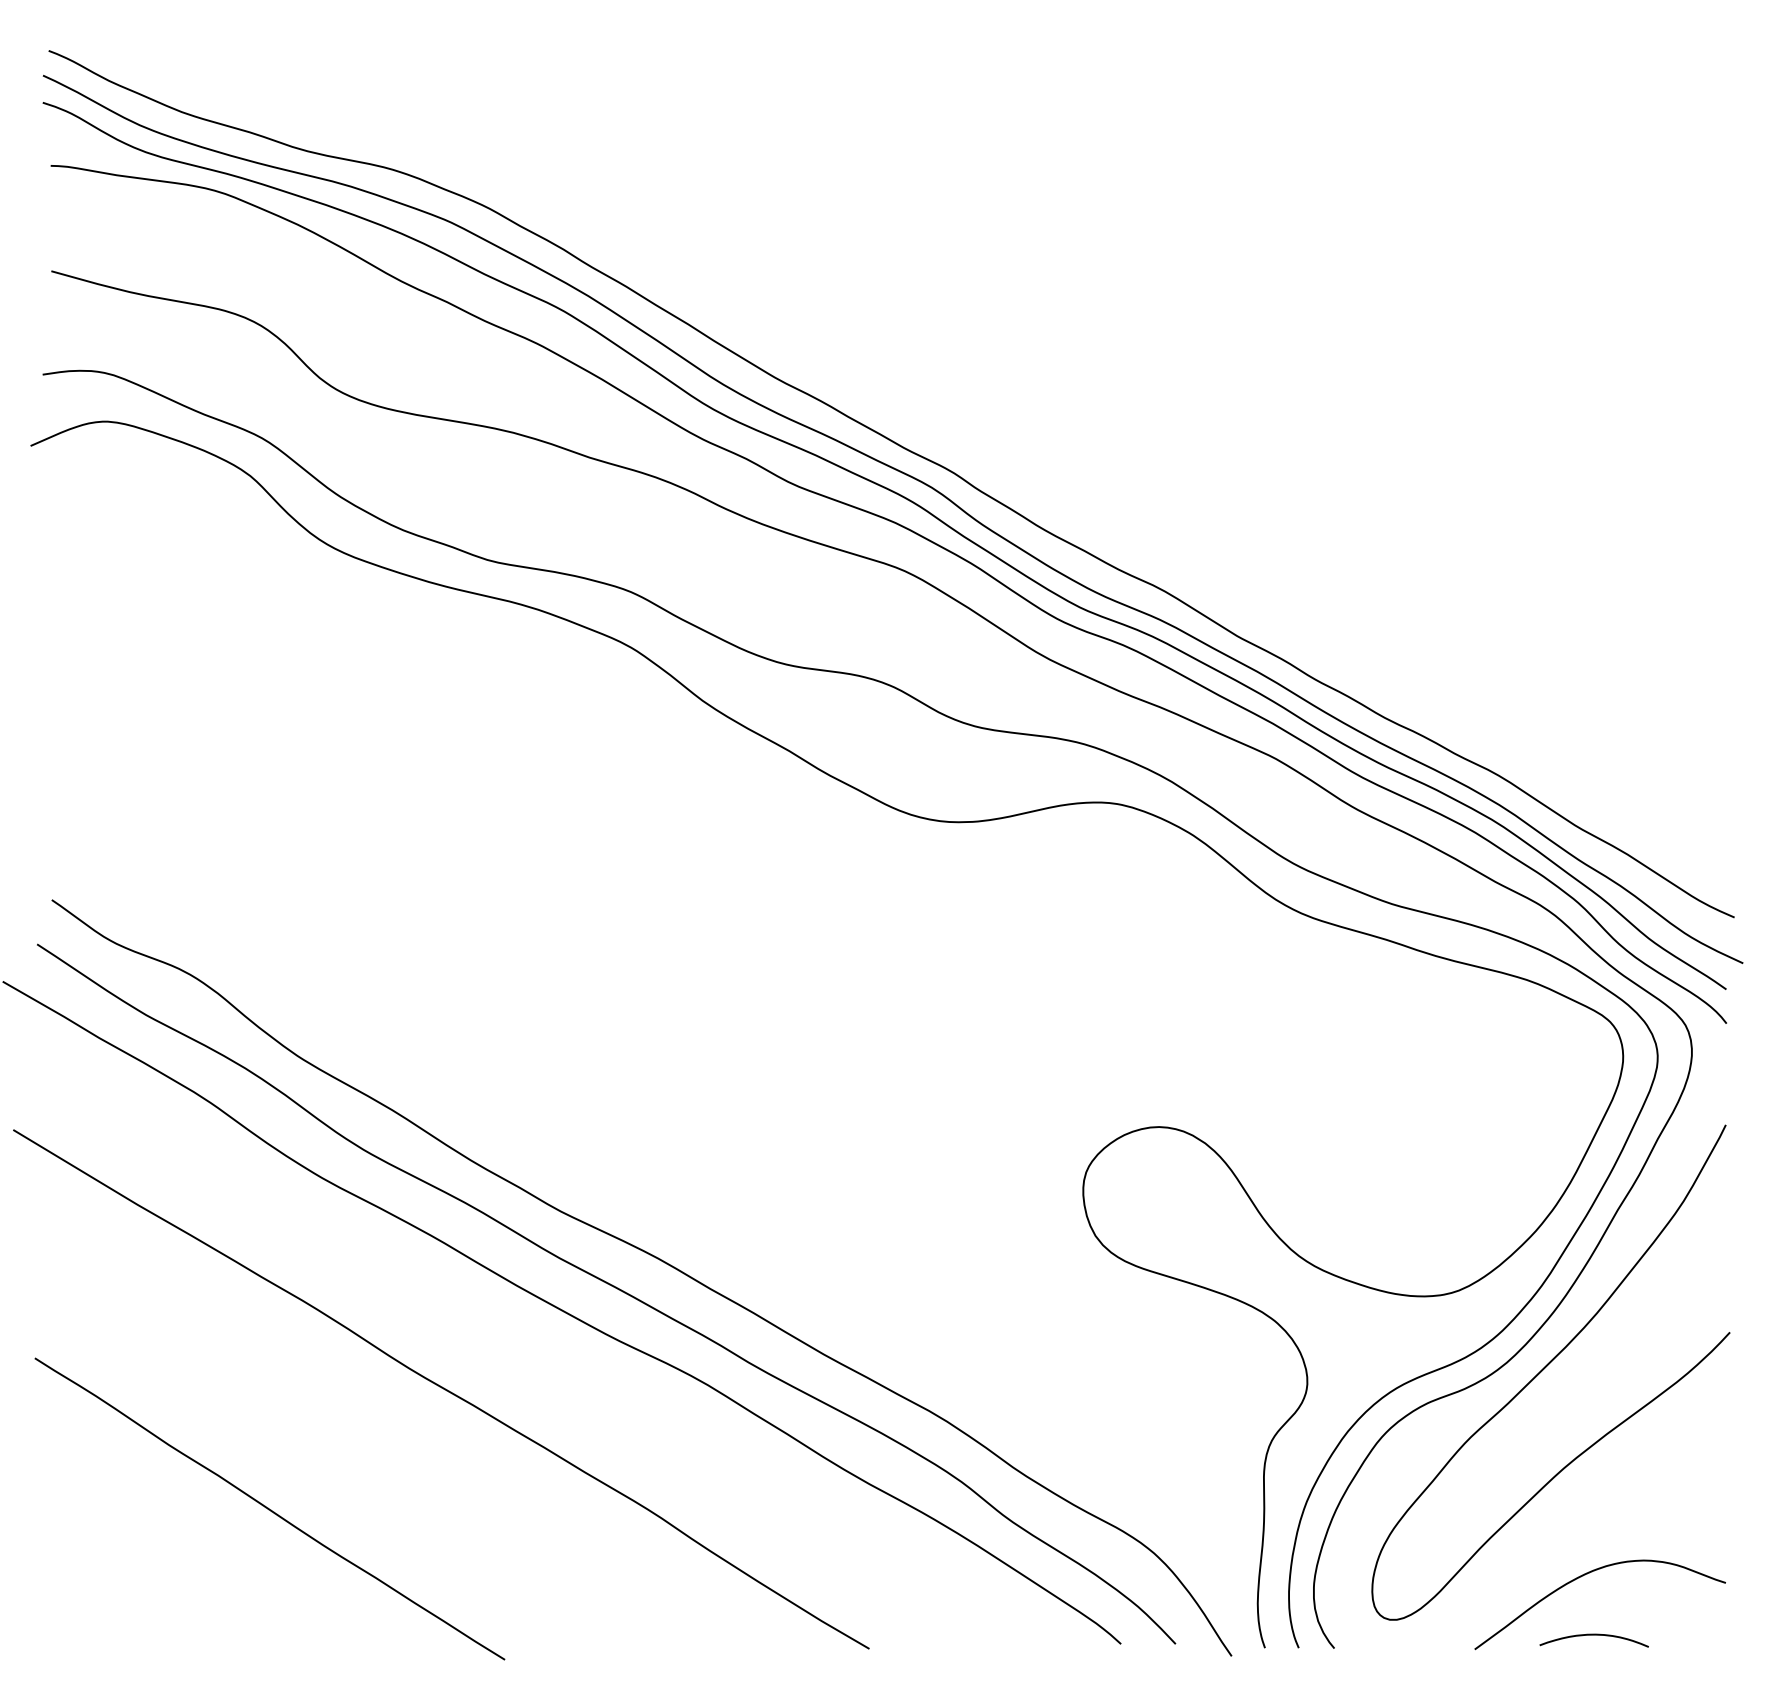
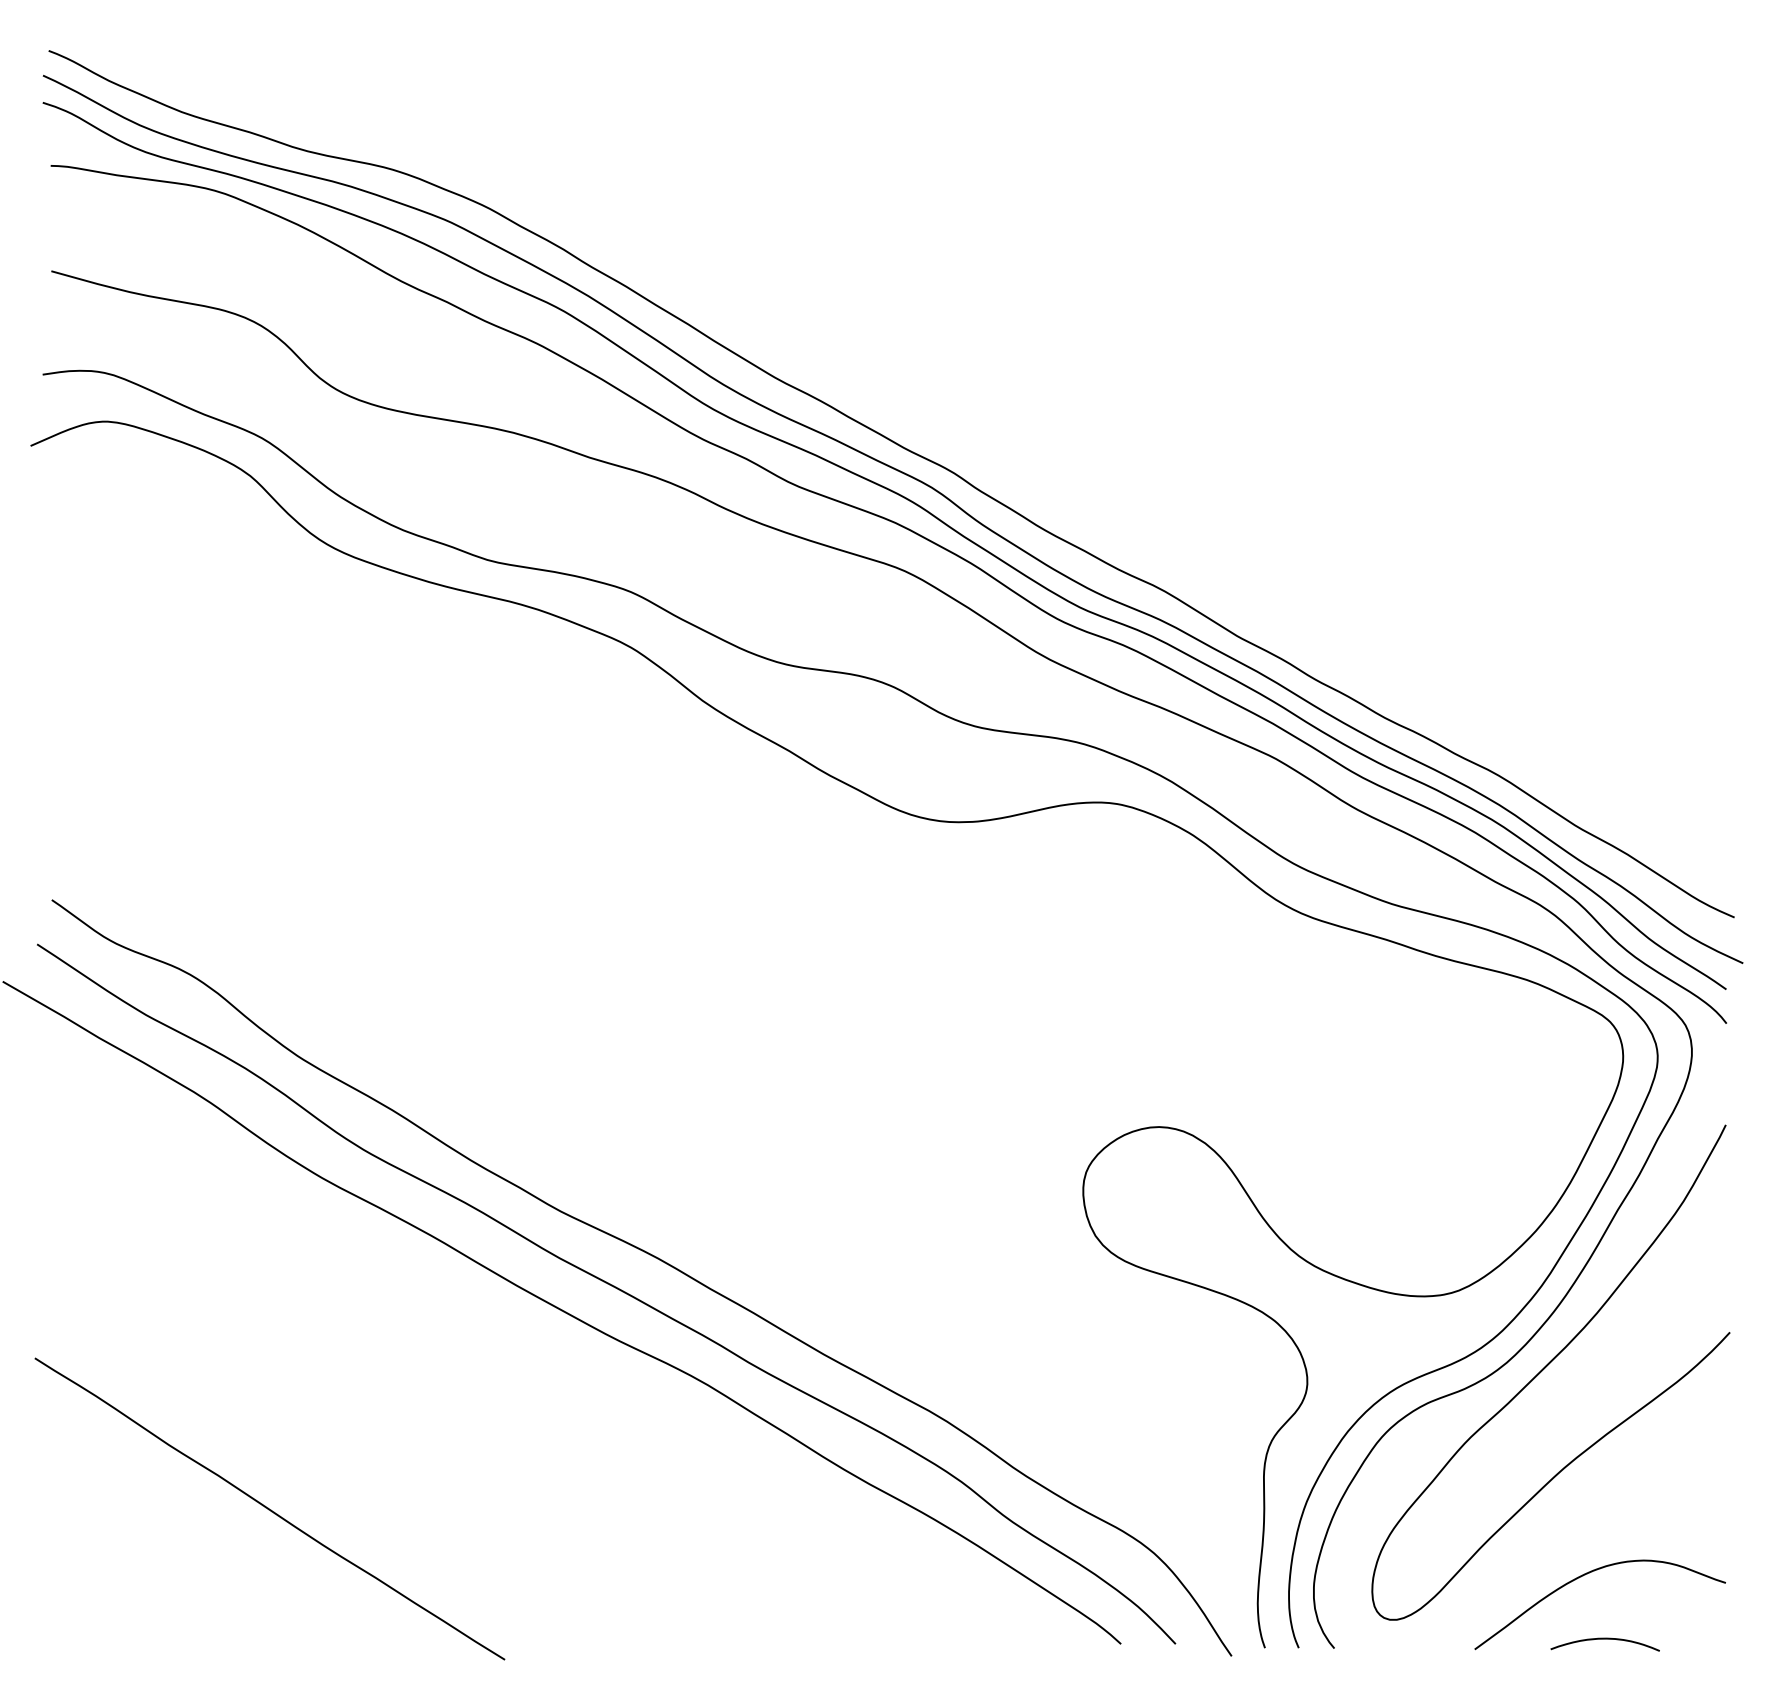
curve: present -> none (441, 1388)
curve position: (1593, 1635) -> (1604, 1639) (1604, 1639)
